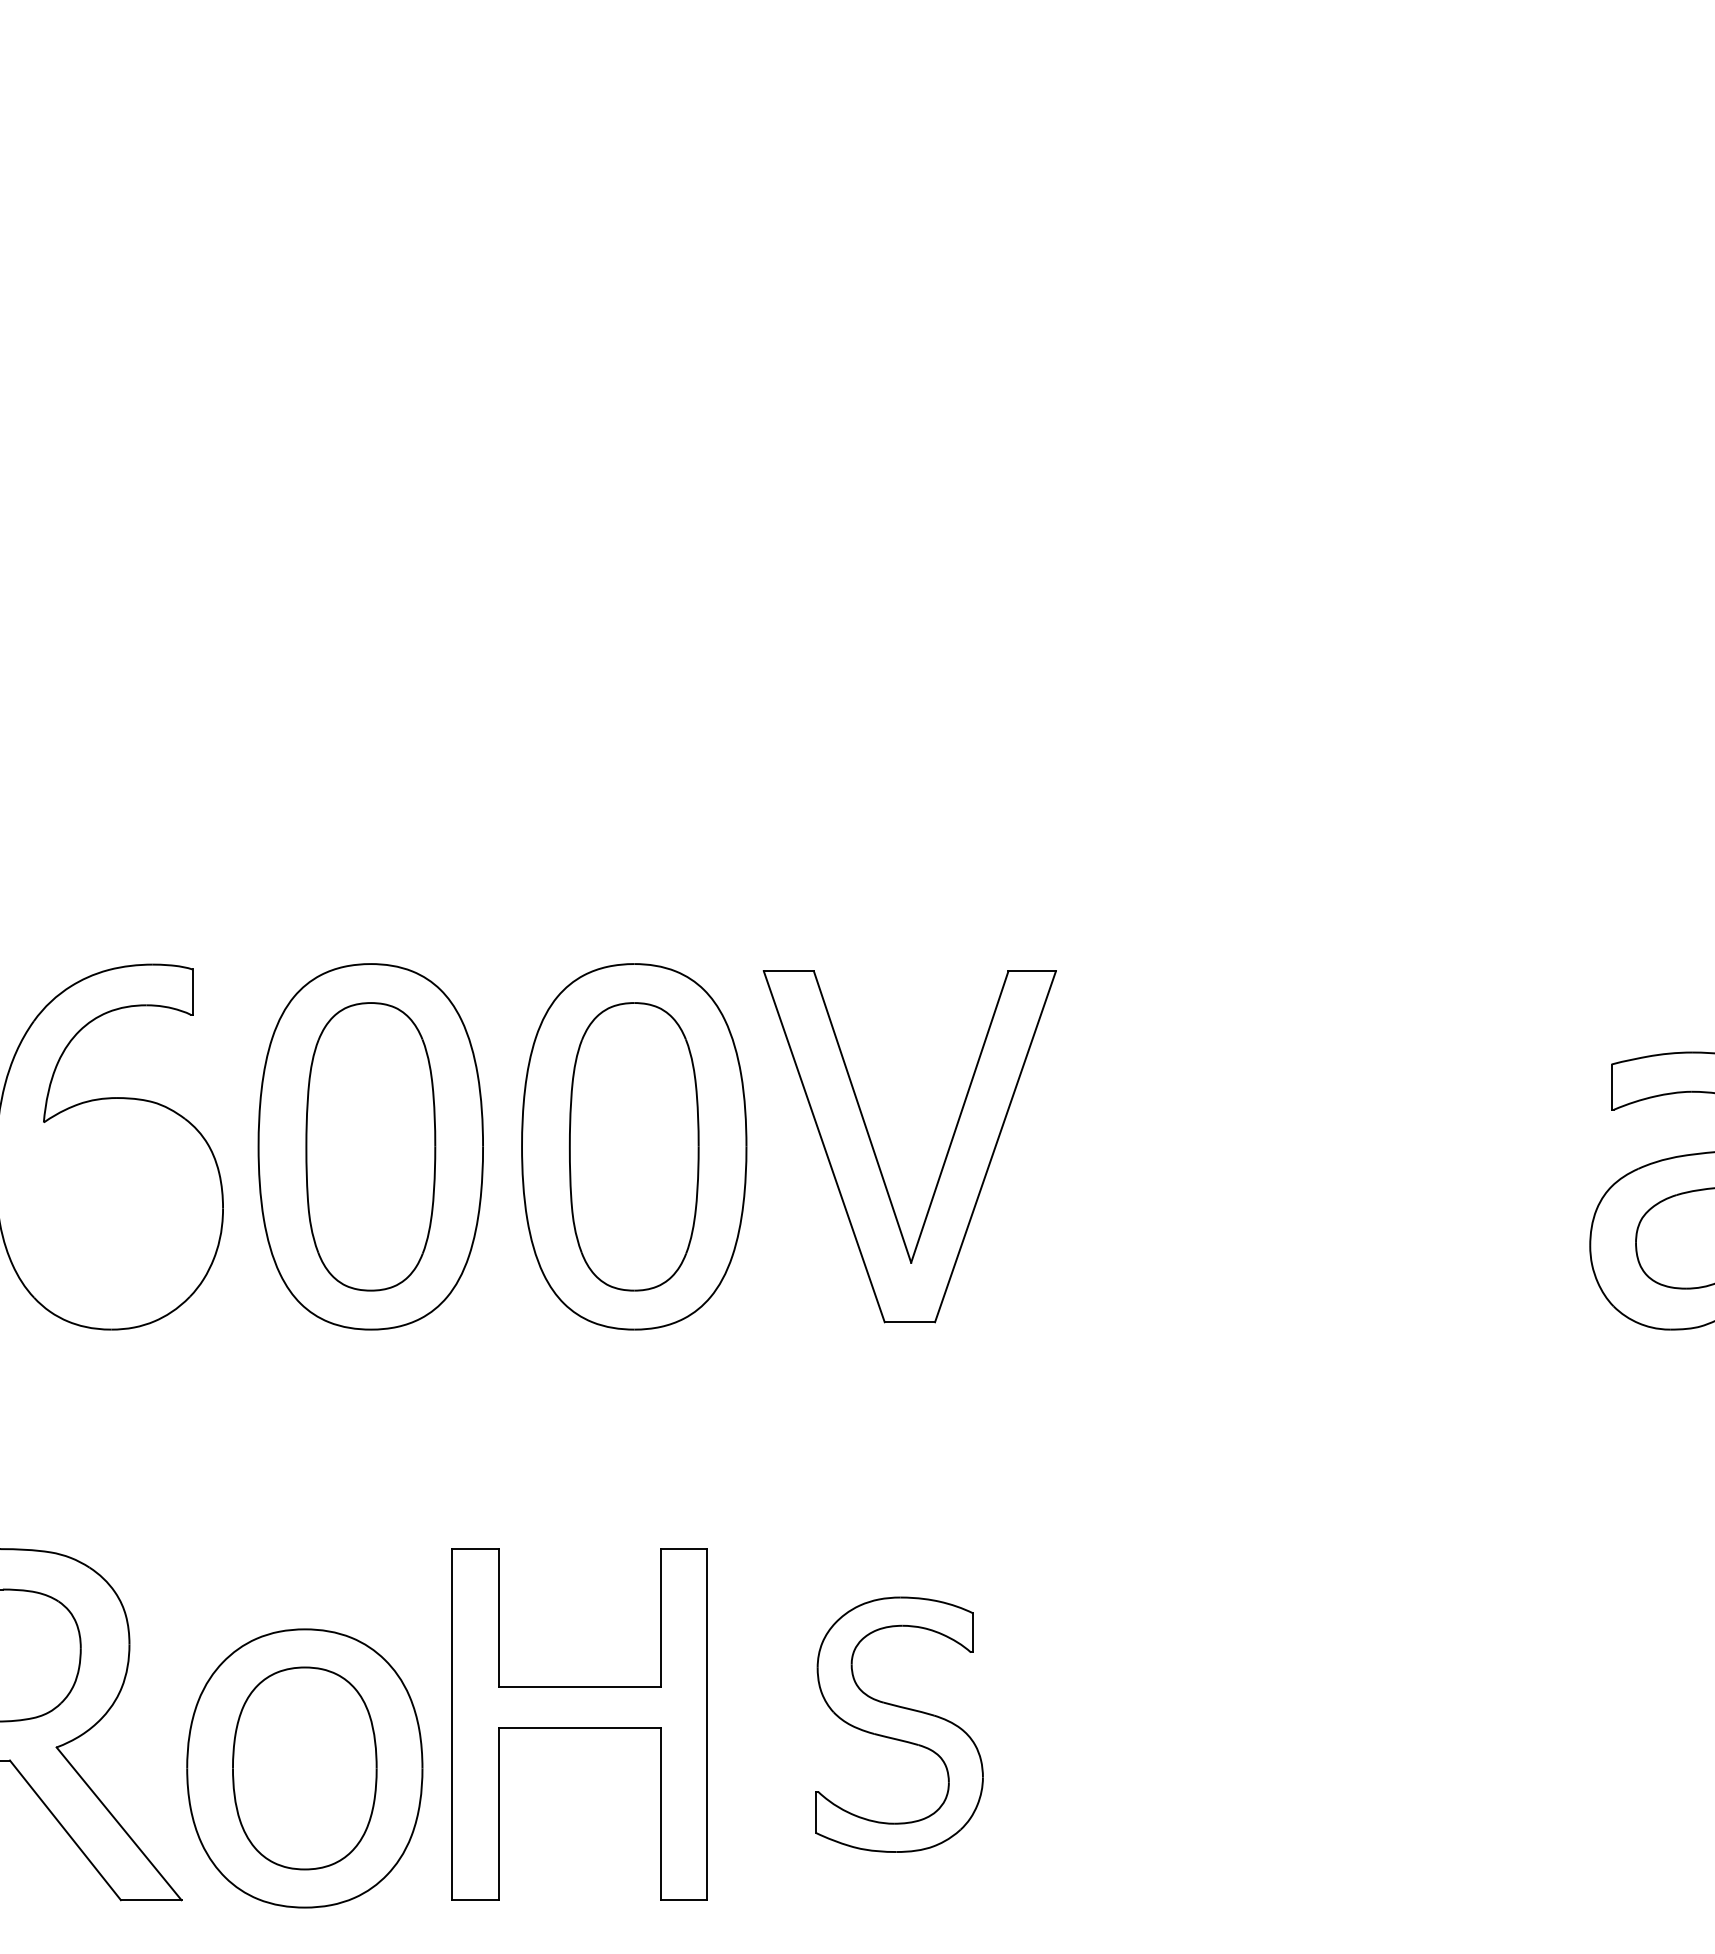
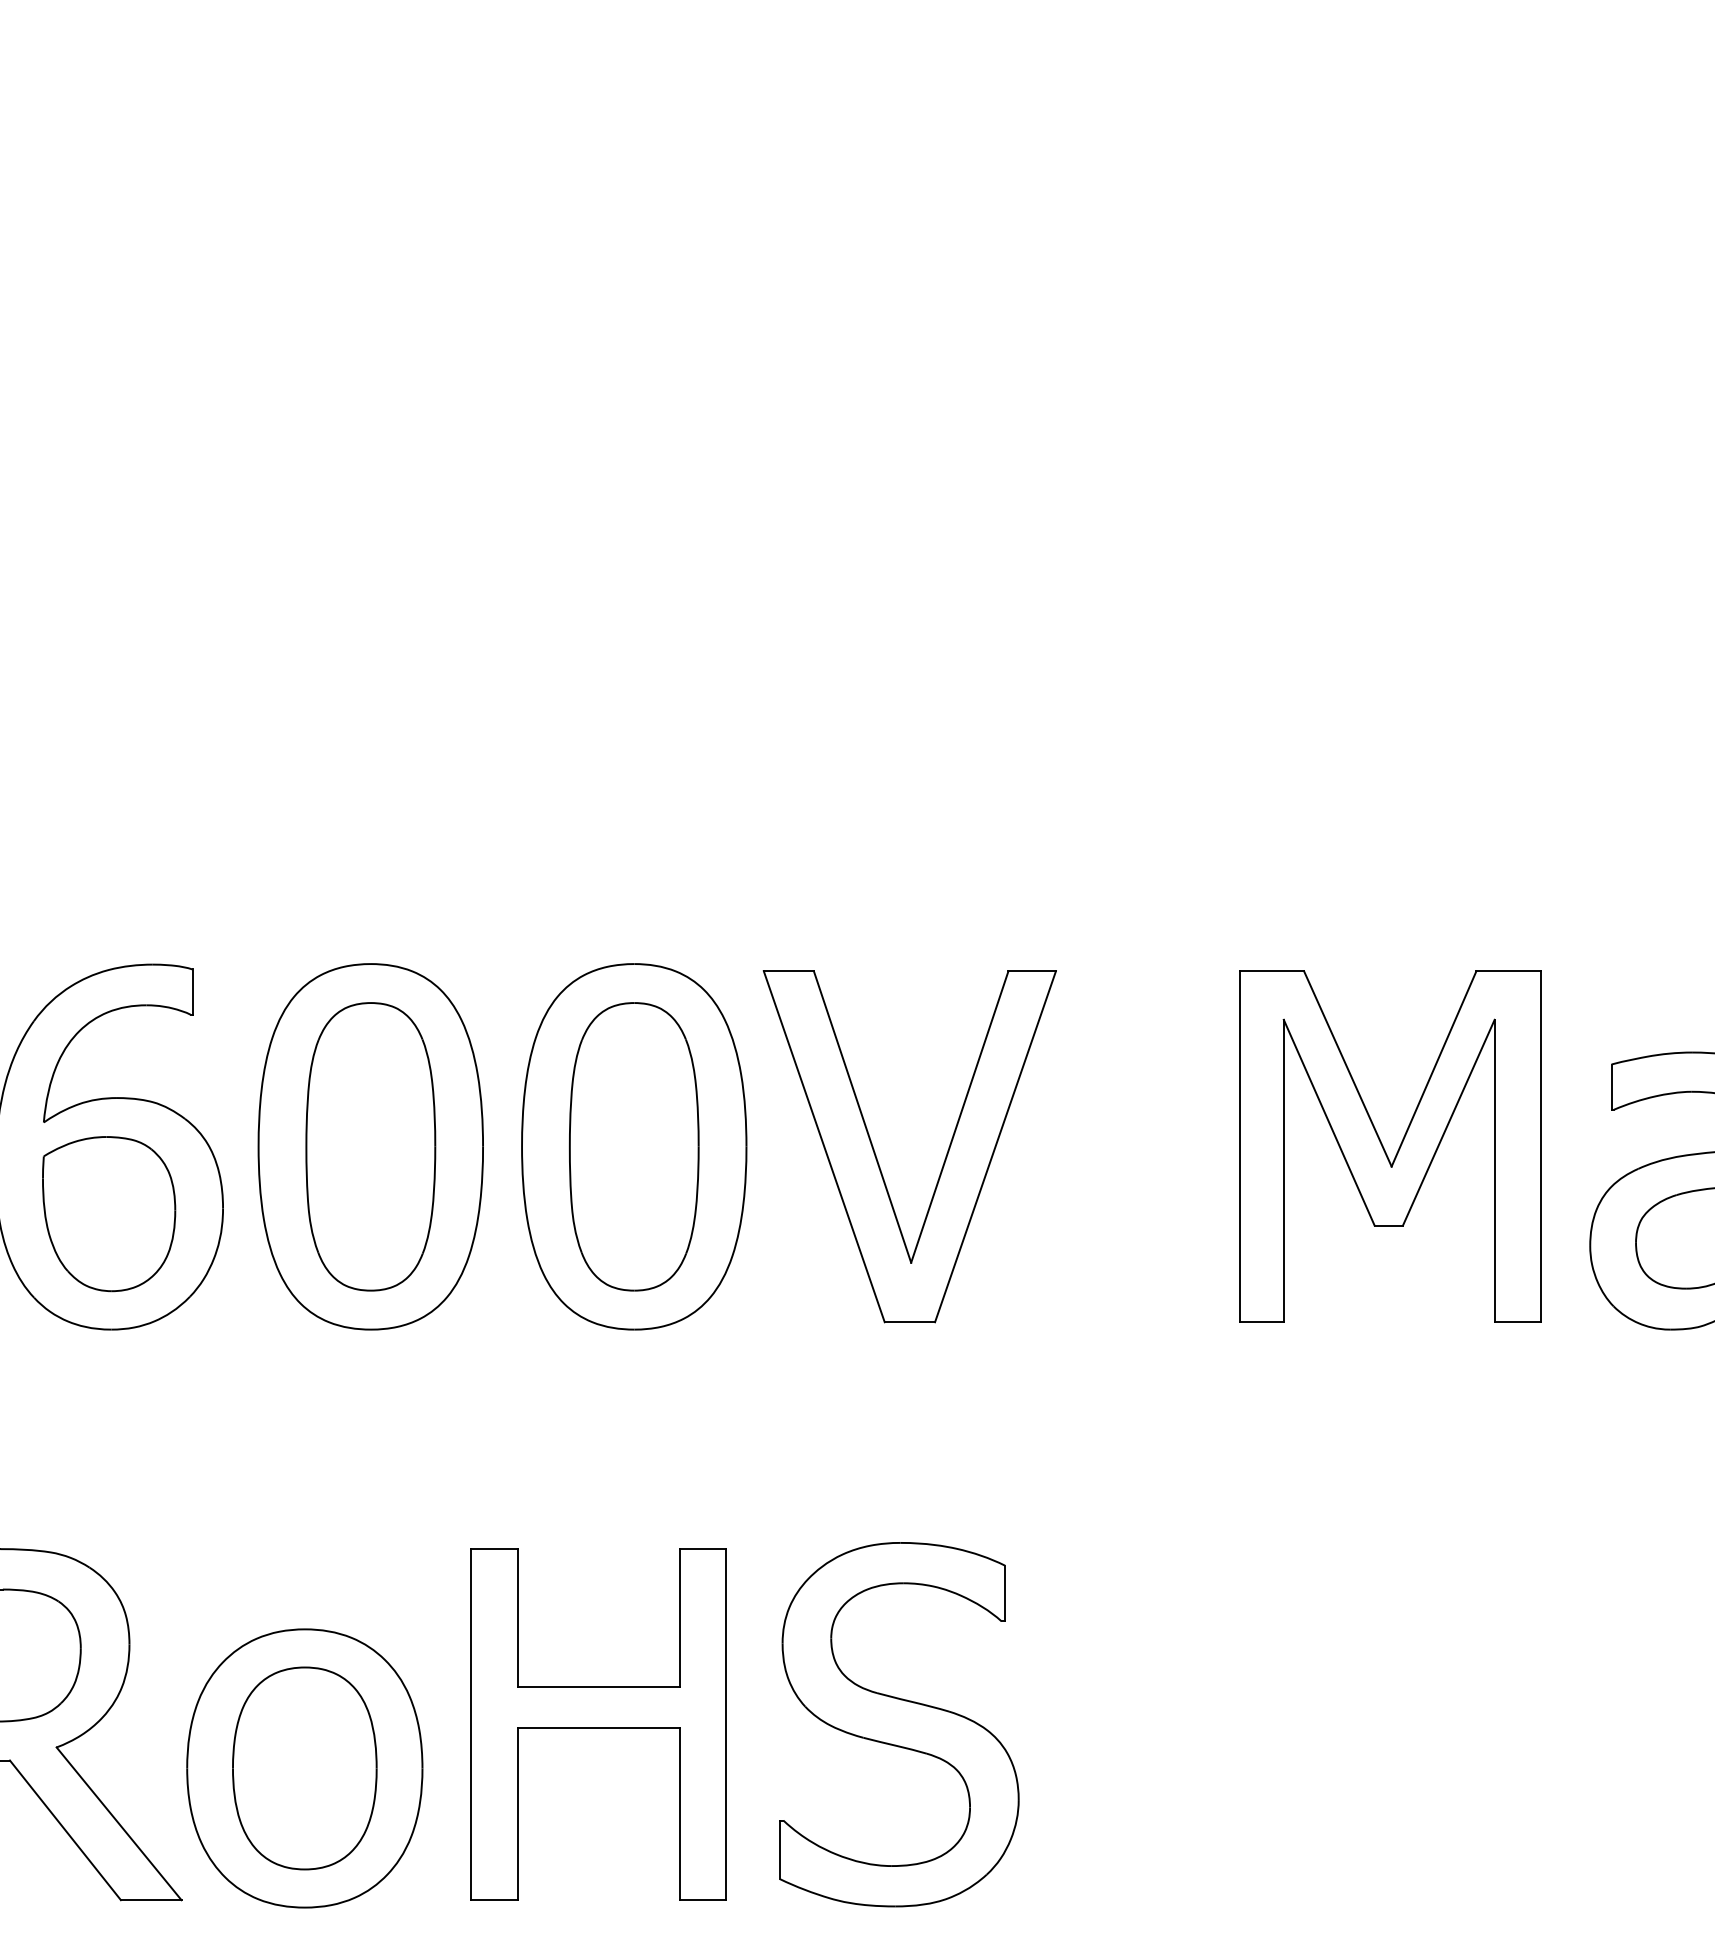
part: none -> present (1384, 1147)
part: none -> present (109, 1214)
part position: (579, 1724) -> (598, 1724) (598, 1724)
part size: 169x257 px -> 241x366 px (899, 1724)
